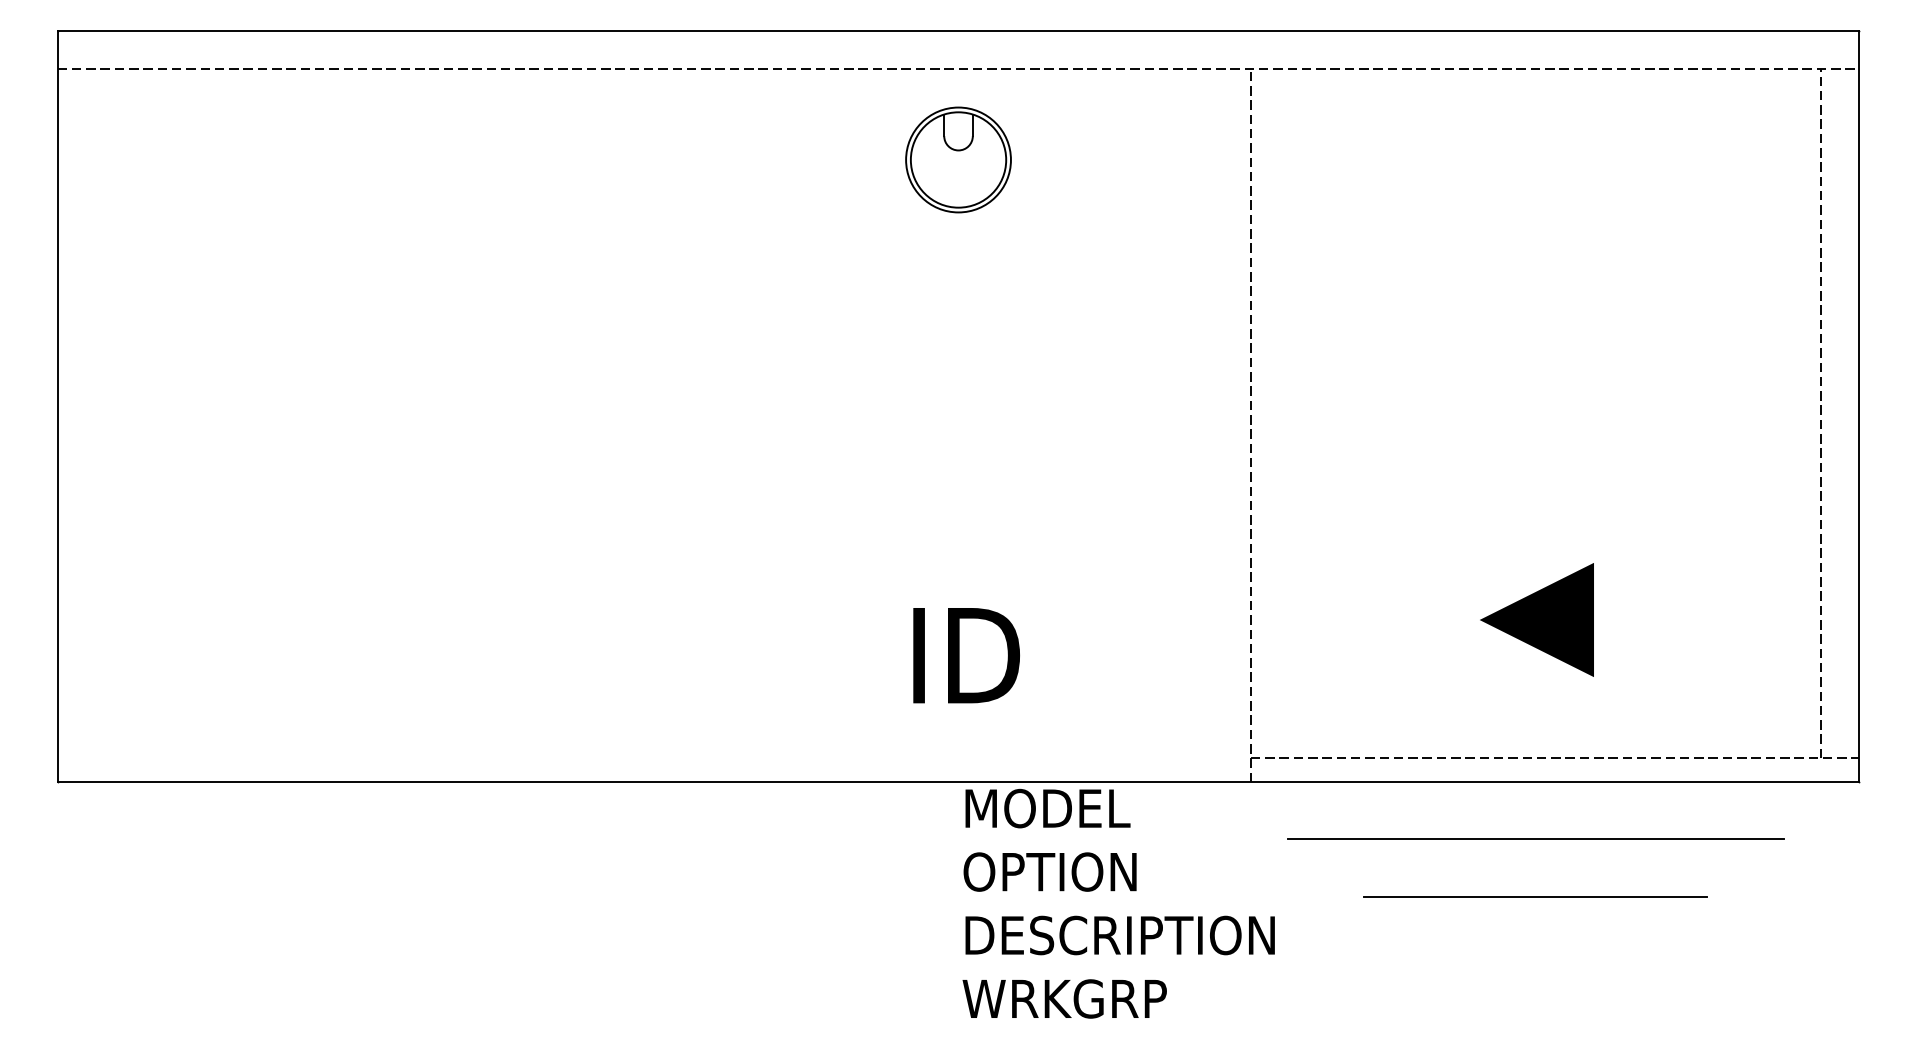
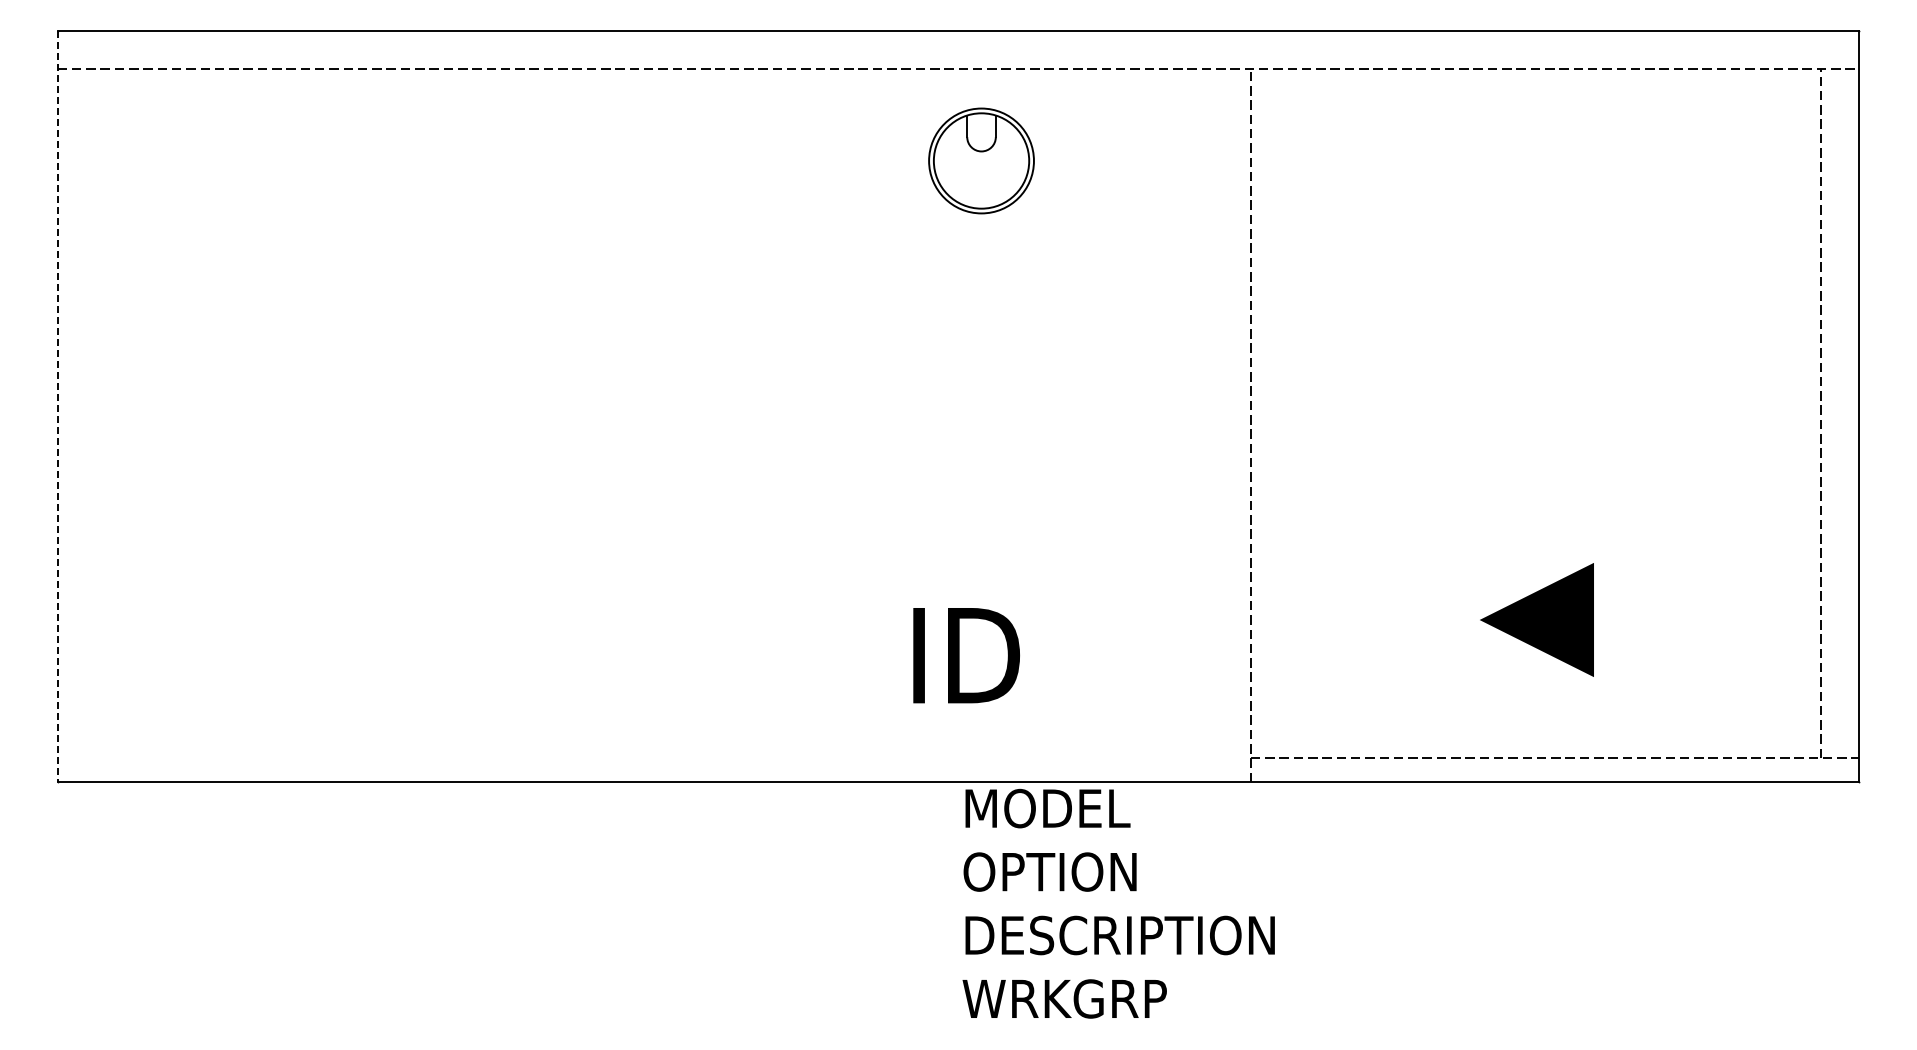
part position: (958, 159) -> (981, 160) (981, 160)
line: solid -> dashed (57, 407)
line: present -> none (1535, 839)
line: present -> none (1535, 896)
